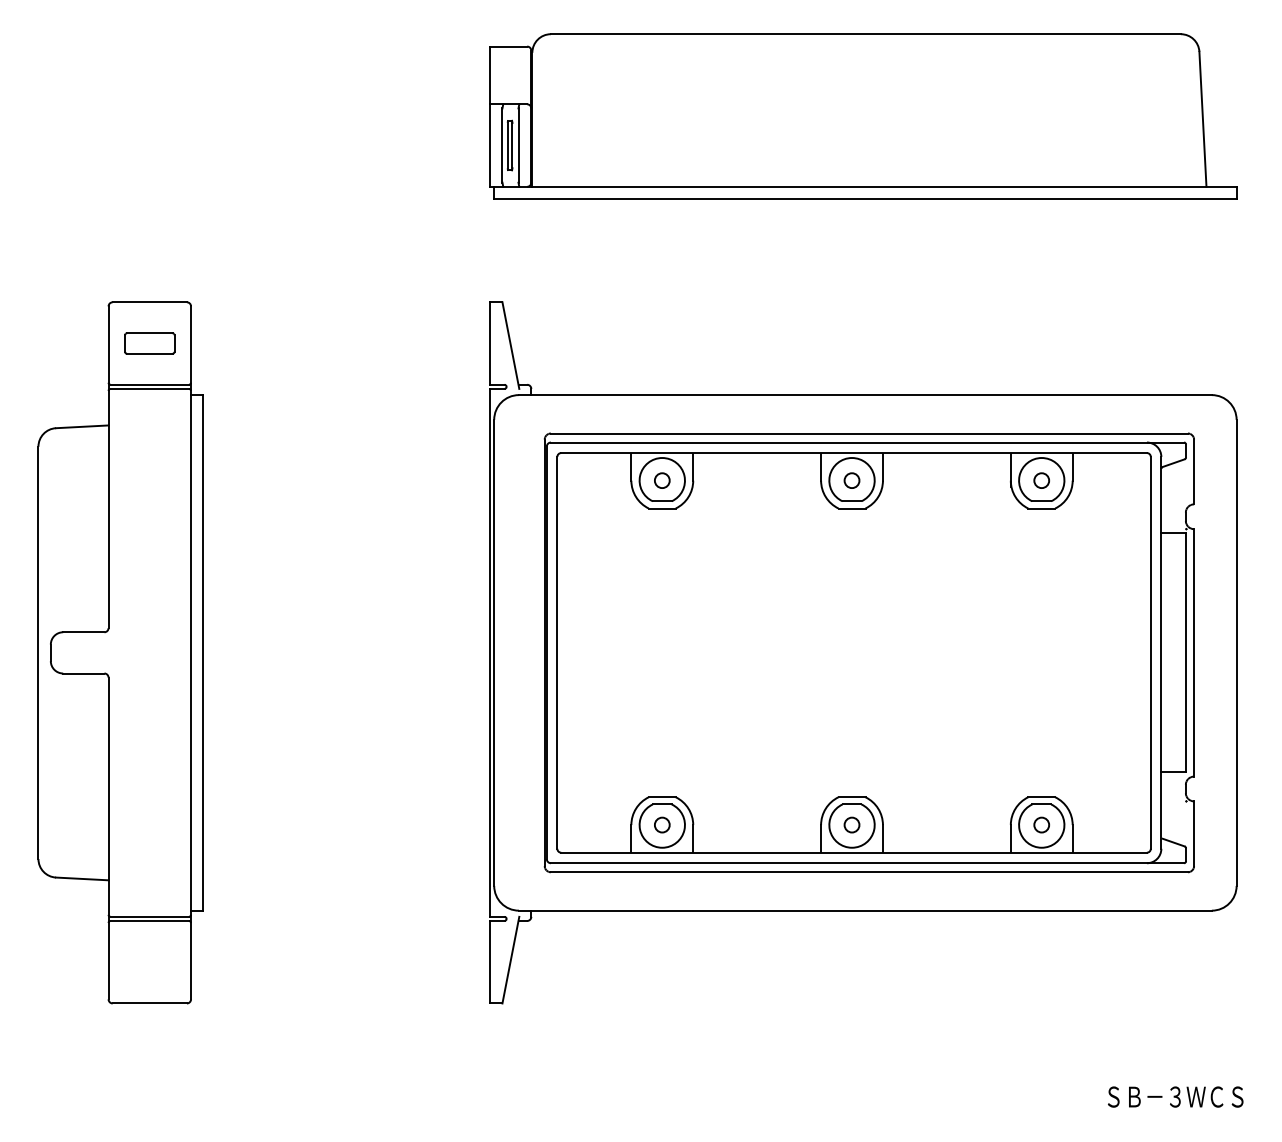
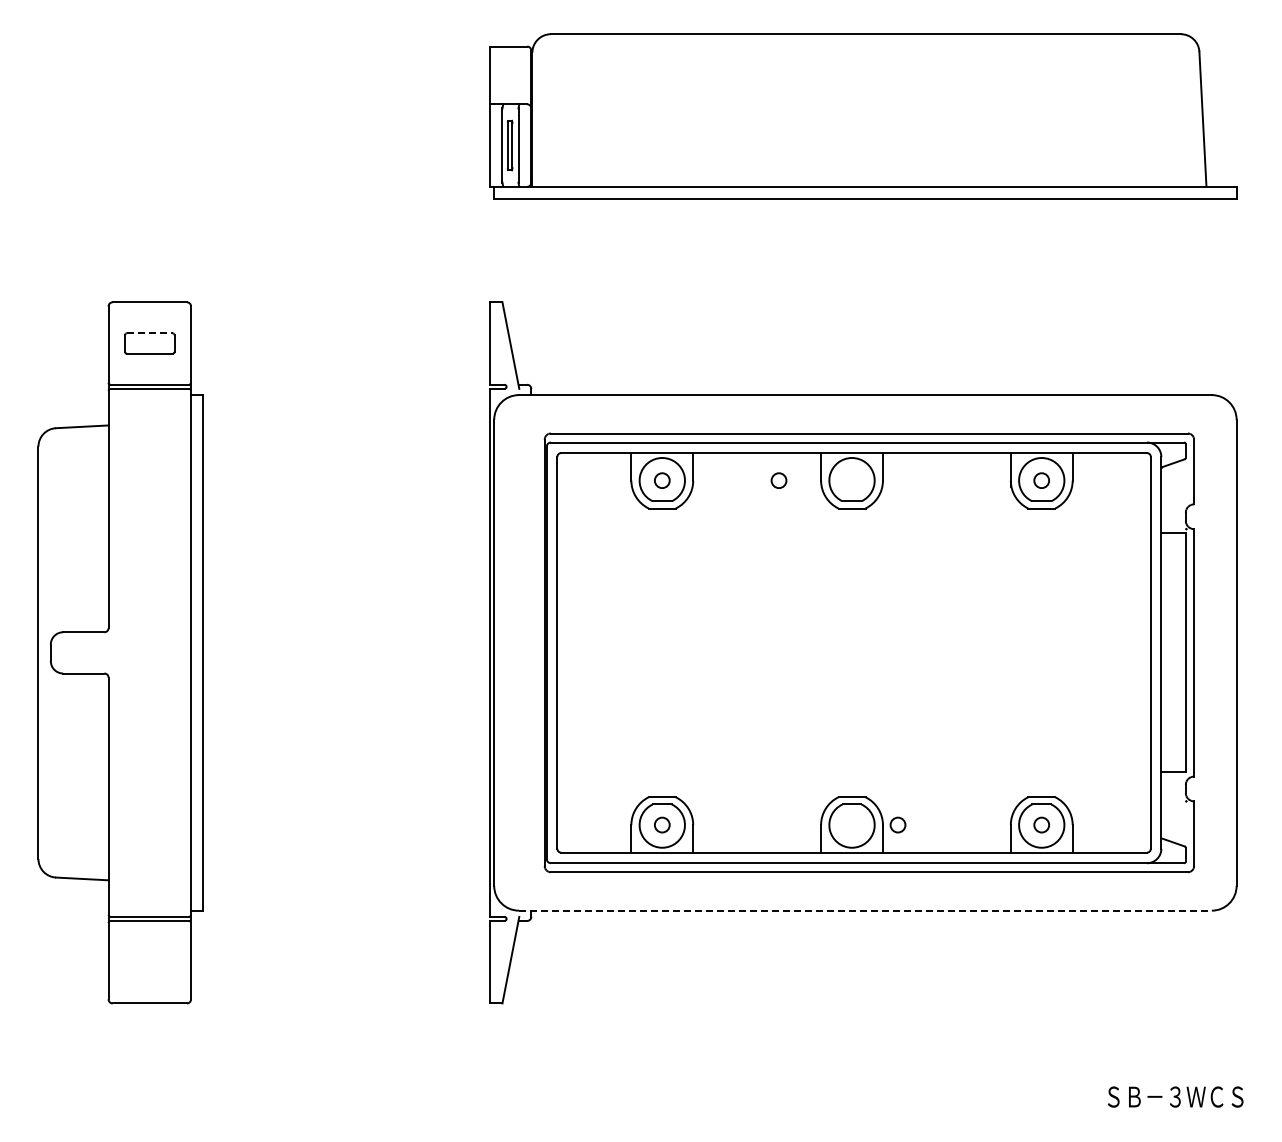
line: solid -> dashed (149, 333)
circle position: (851, 480) -> (778, 480) (778, 480)
circle position: (851, 824) -> (897, 824) (897, 824)
line: solid -> dashed (865, 910)
